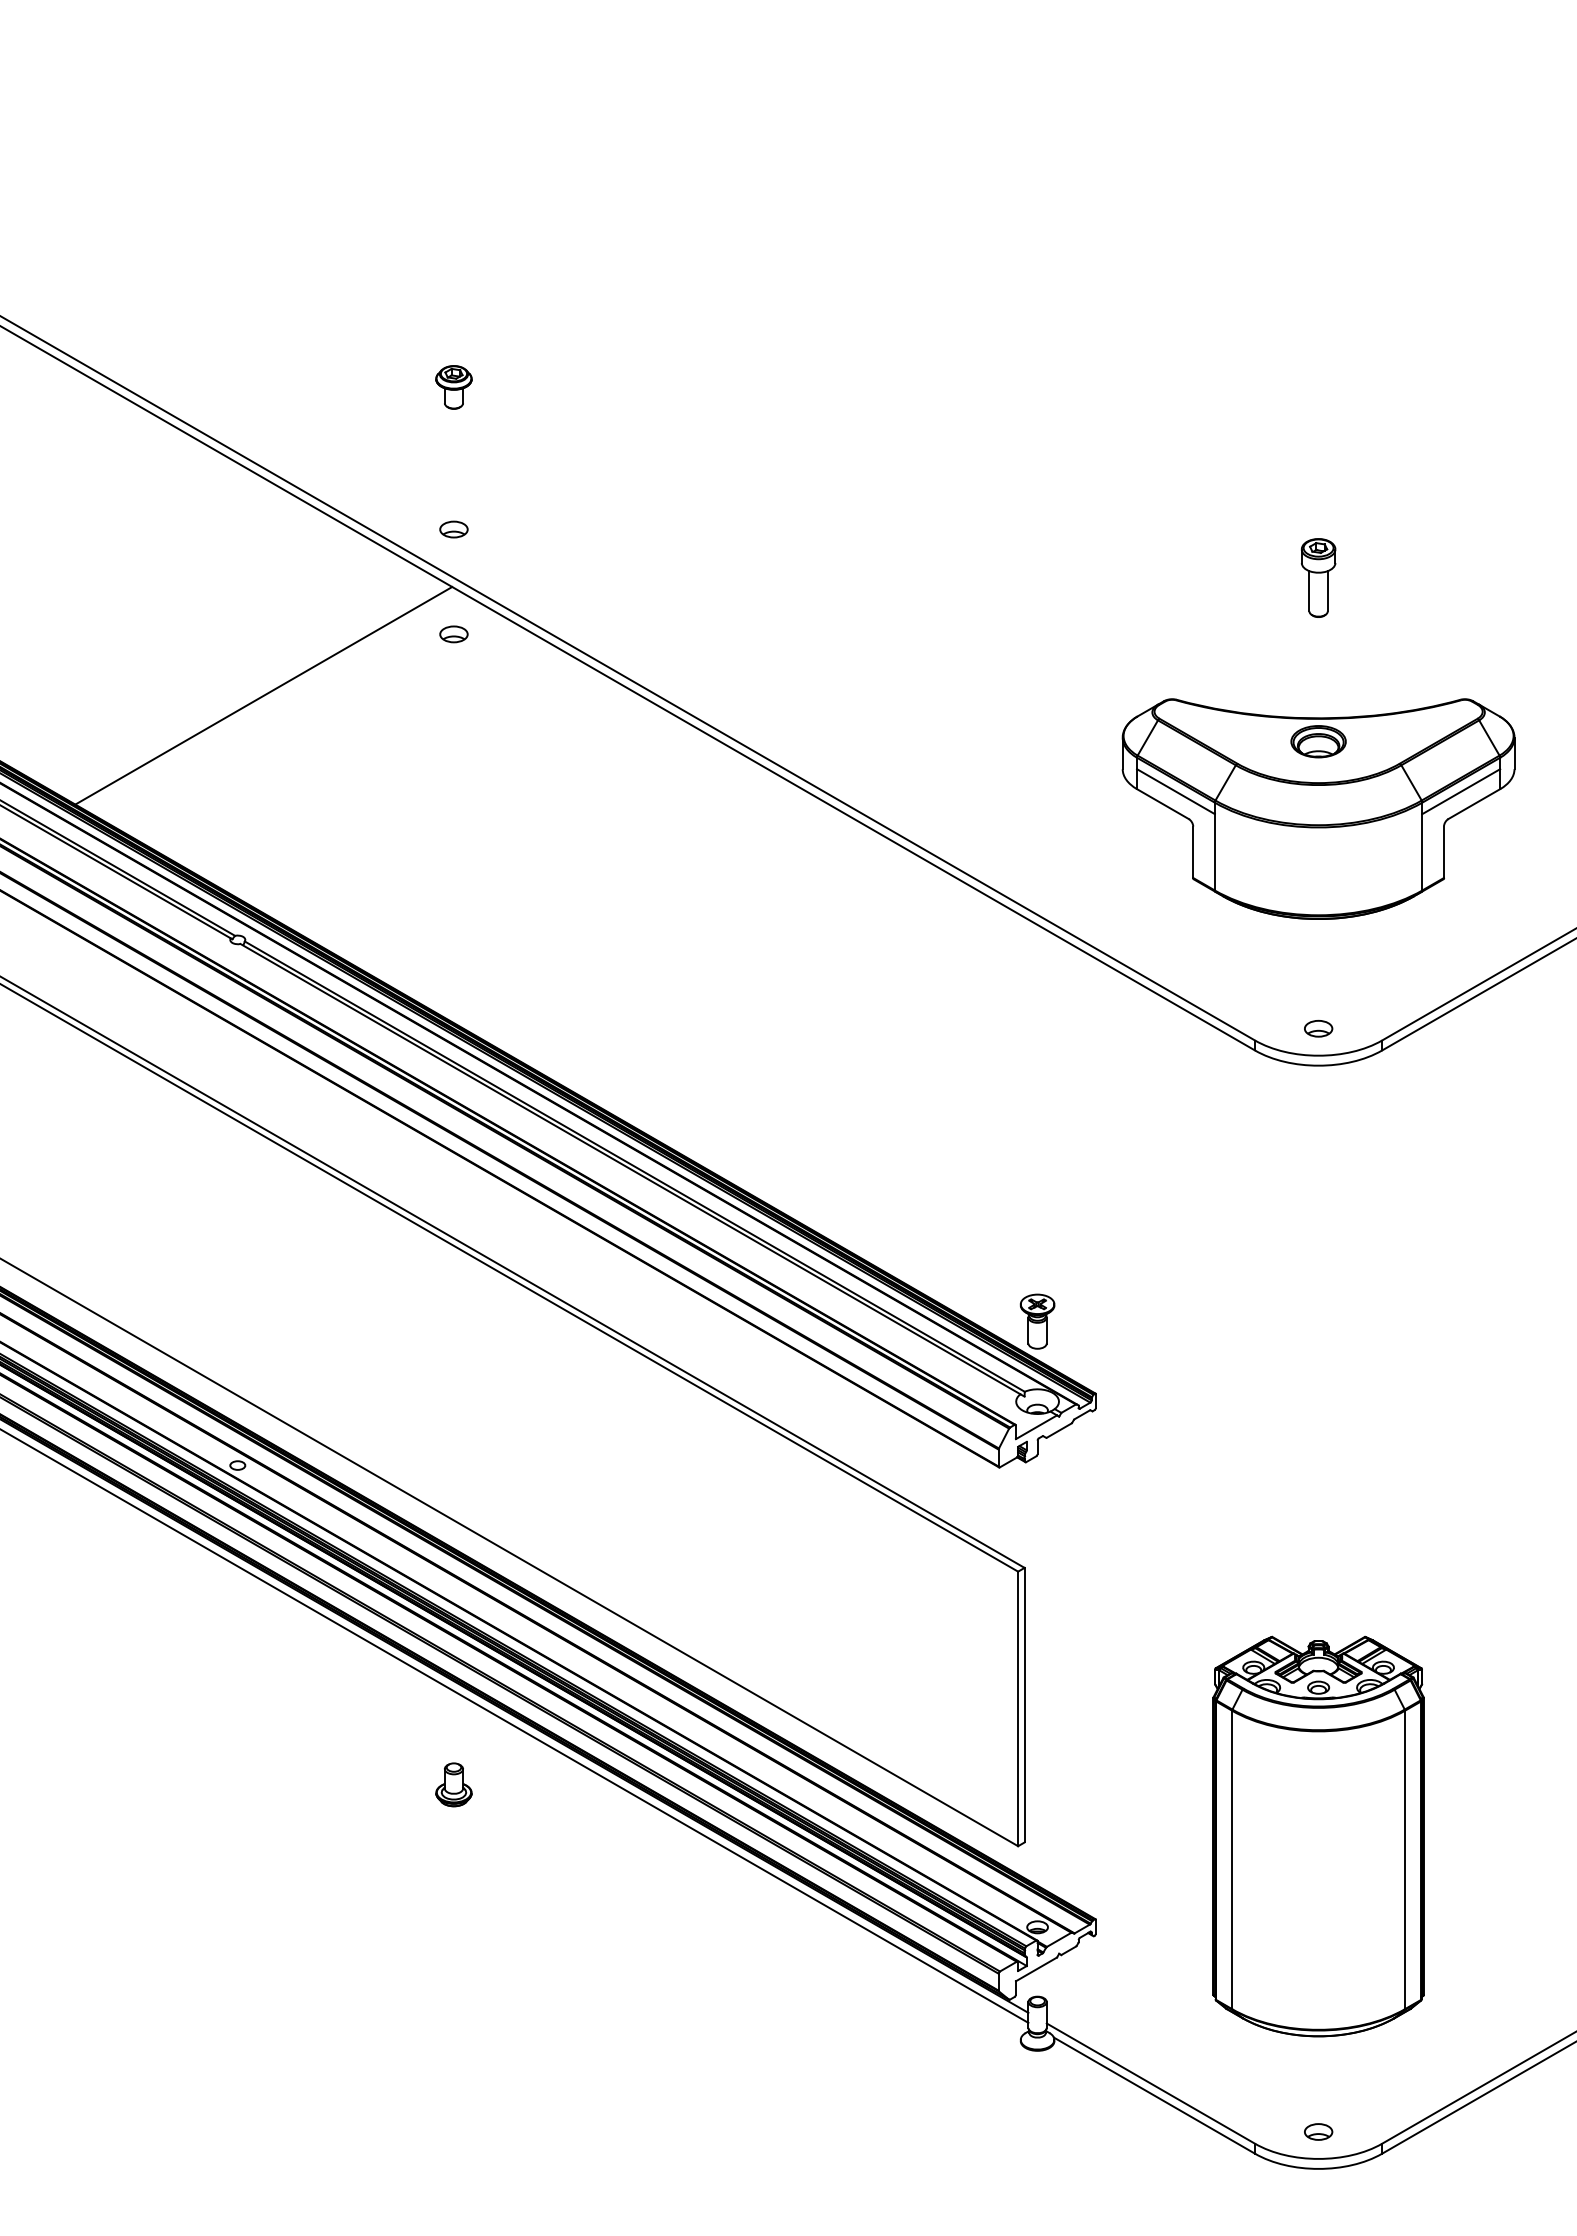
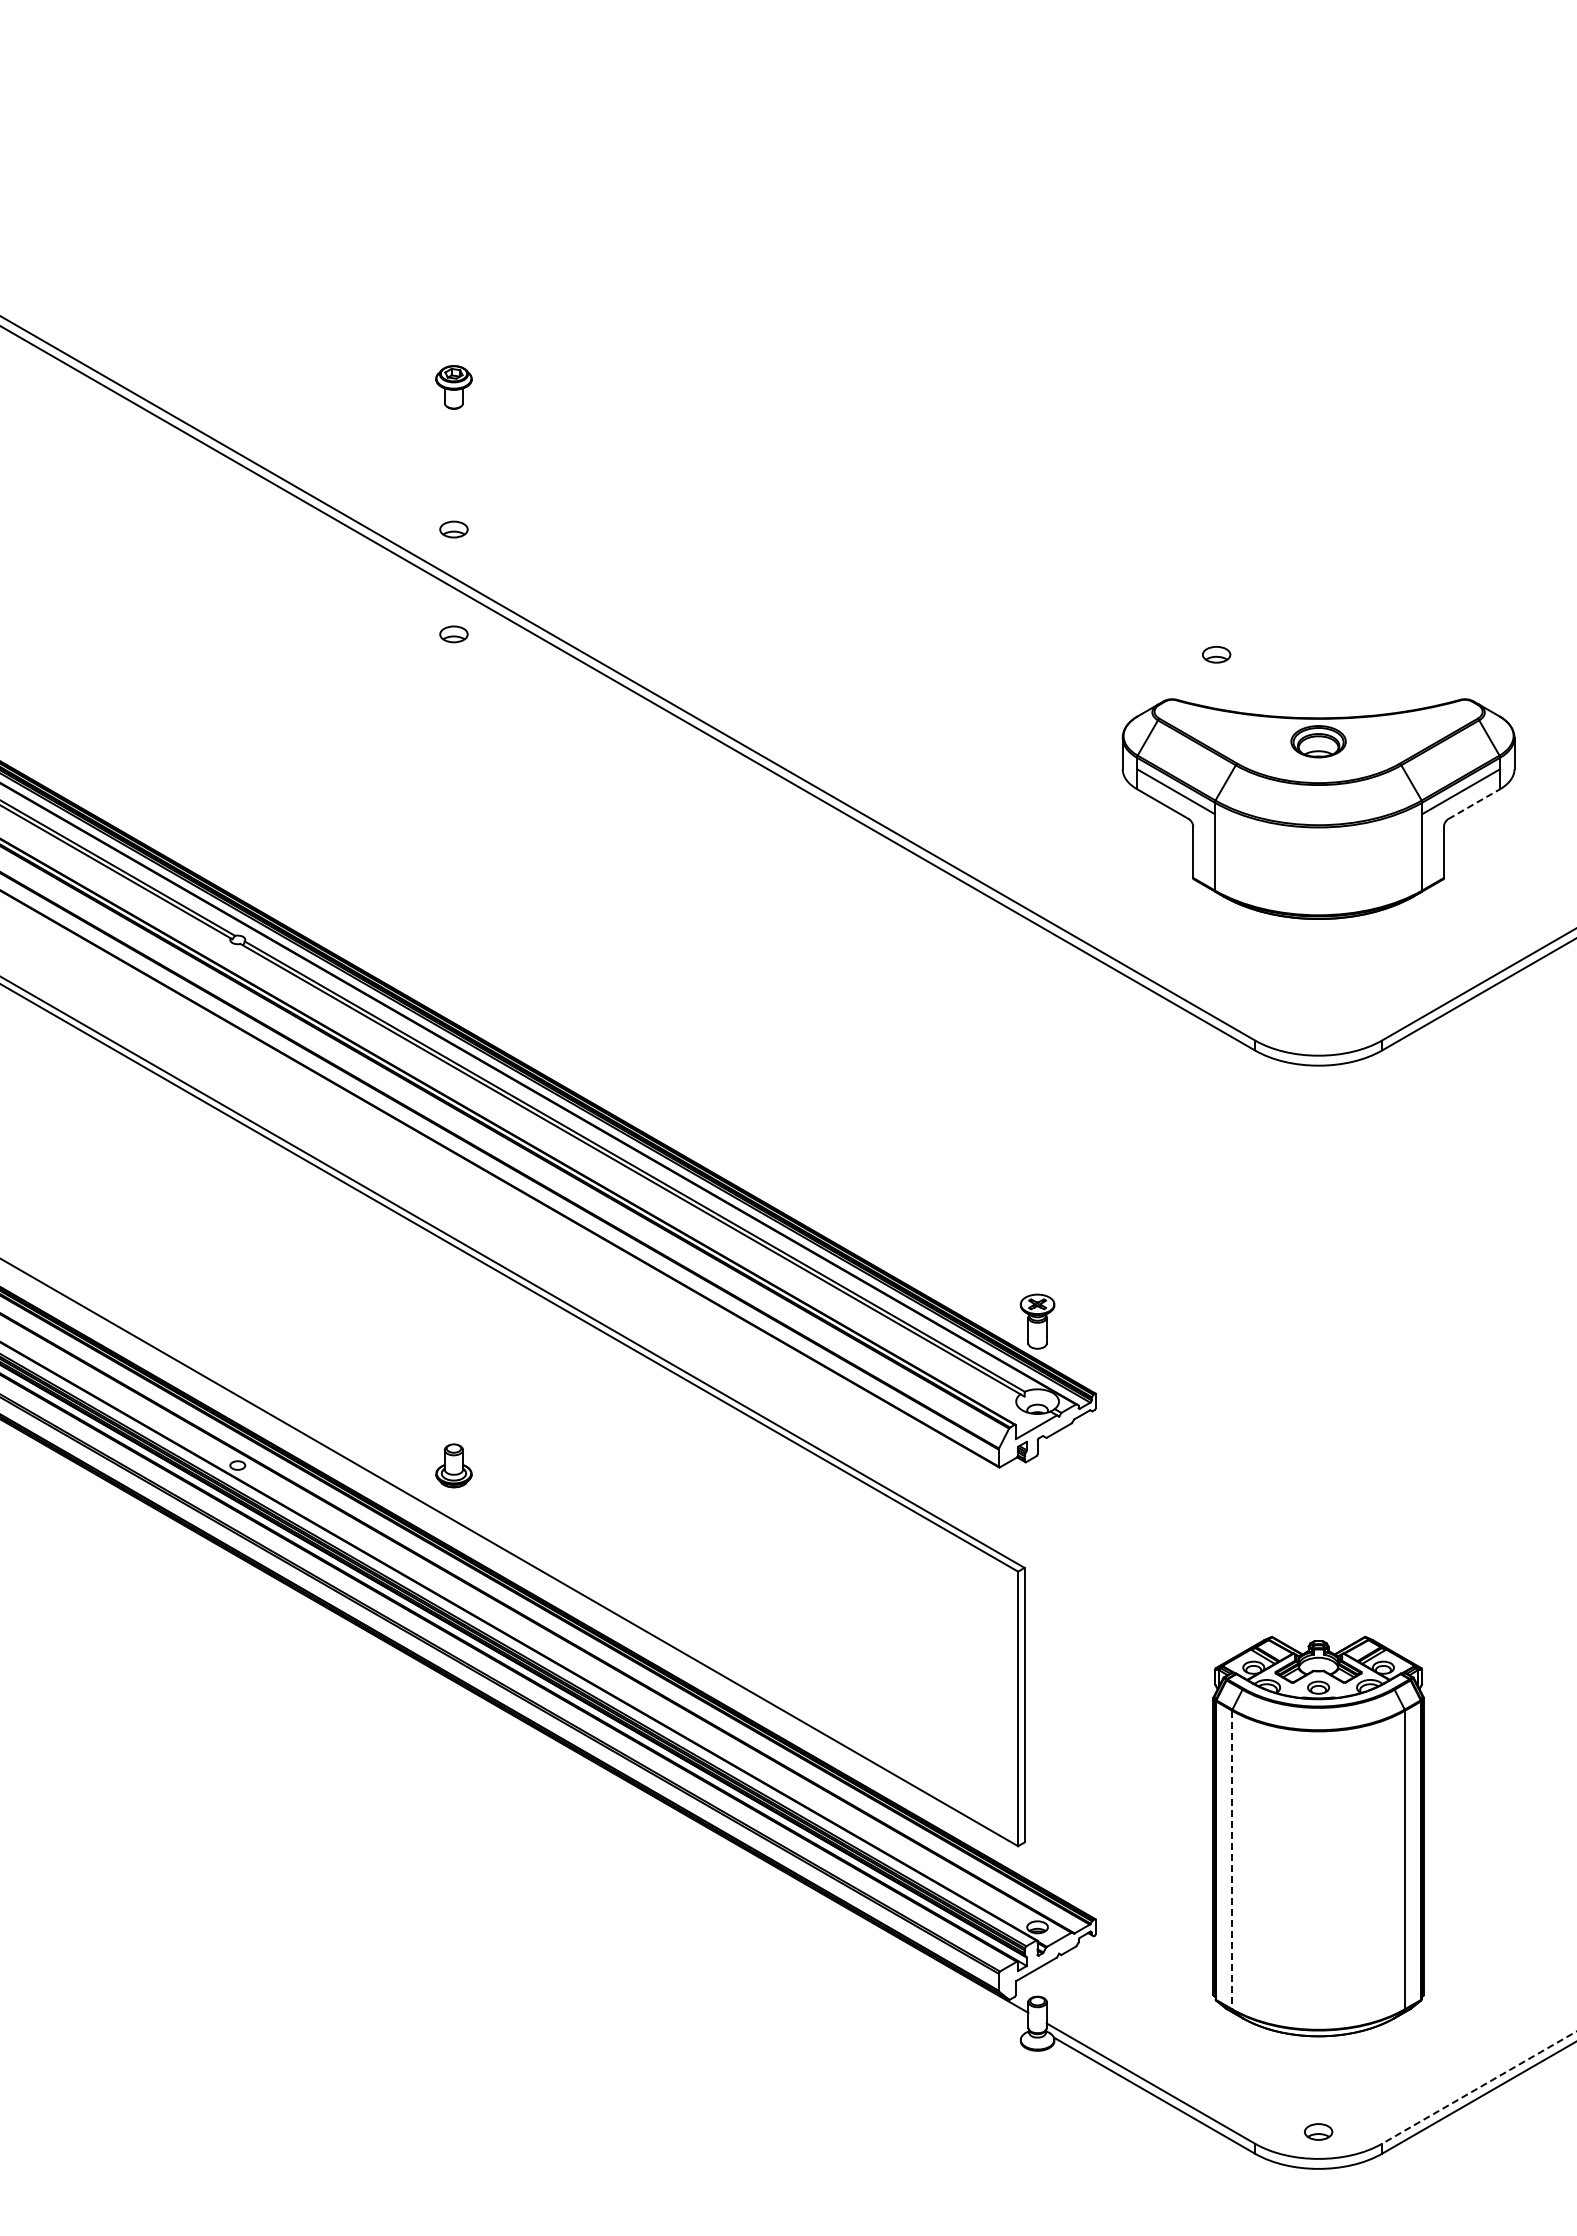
part: present -> none (1318, 577)
line: present -> none (263, 695)
line: solid -> dashed (1474, 804)
part position: (1318, 1028) -> (1216, 654) (1216, 654)
line: present -> none (515, 1726)
part position: (453, 1784) -> (453, 1465) (453, 1465)
line: solid -> dashed (1232, 1860)
line: solid -> dashed (1479, 2087)
